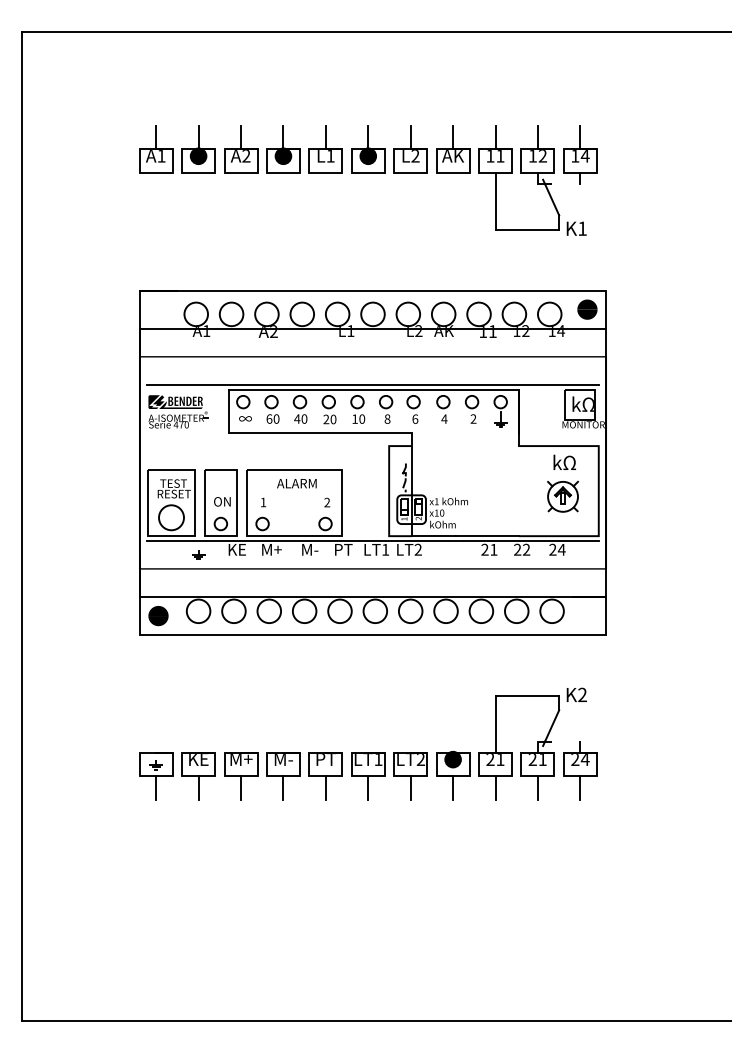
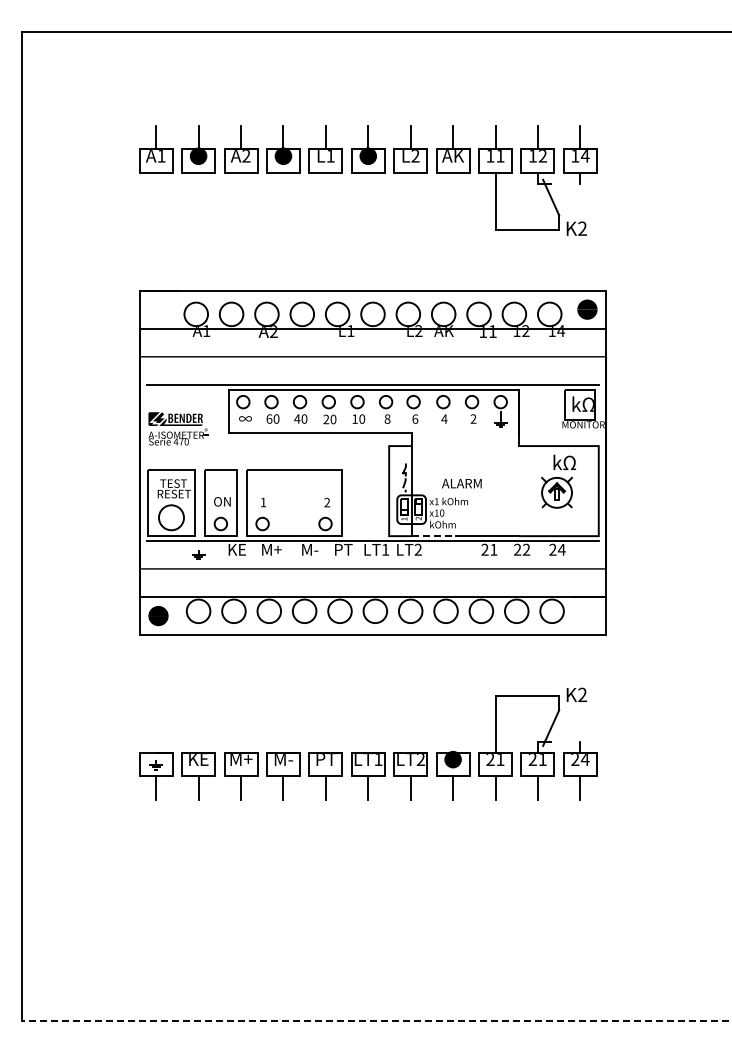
text: K1 -> K2 (582, 228)
part position: (178, 411) -> (178, 428) (178, 428)
text position: (296, 483) -> (461, 483) (461, 483)
part position: (562, 496) -> (556, 492) (556, 492)
line: solid -> dashed (434, 536)
line: solid -> dashed (376, 1021)
